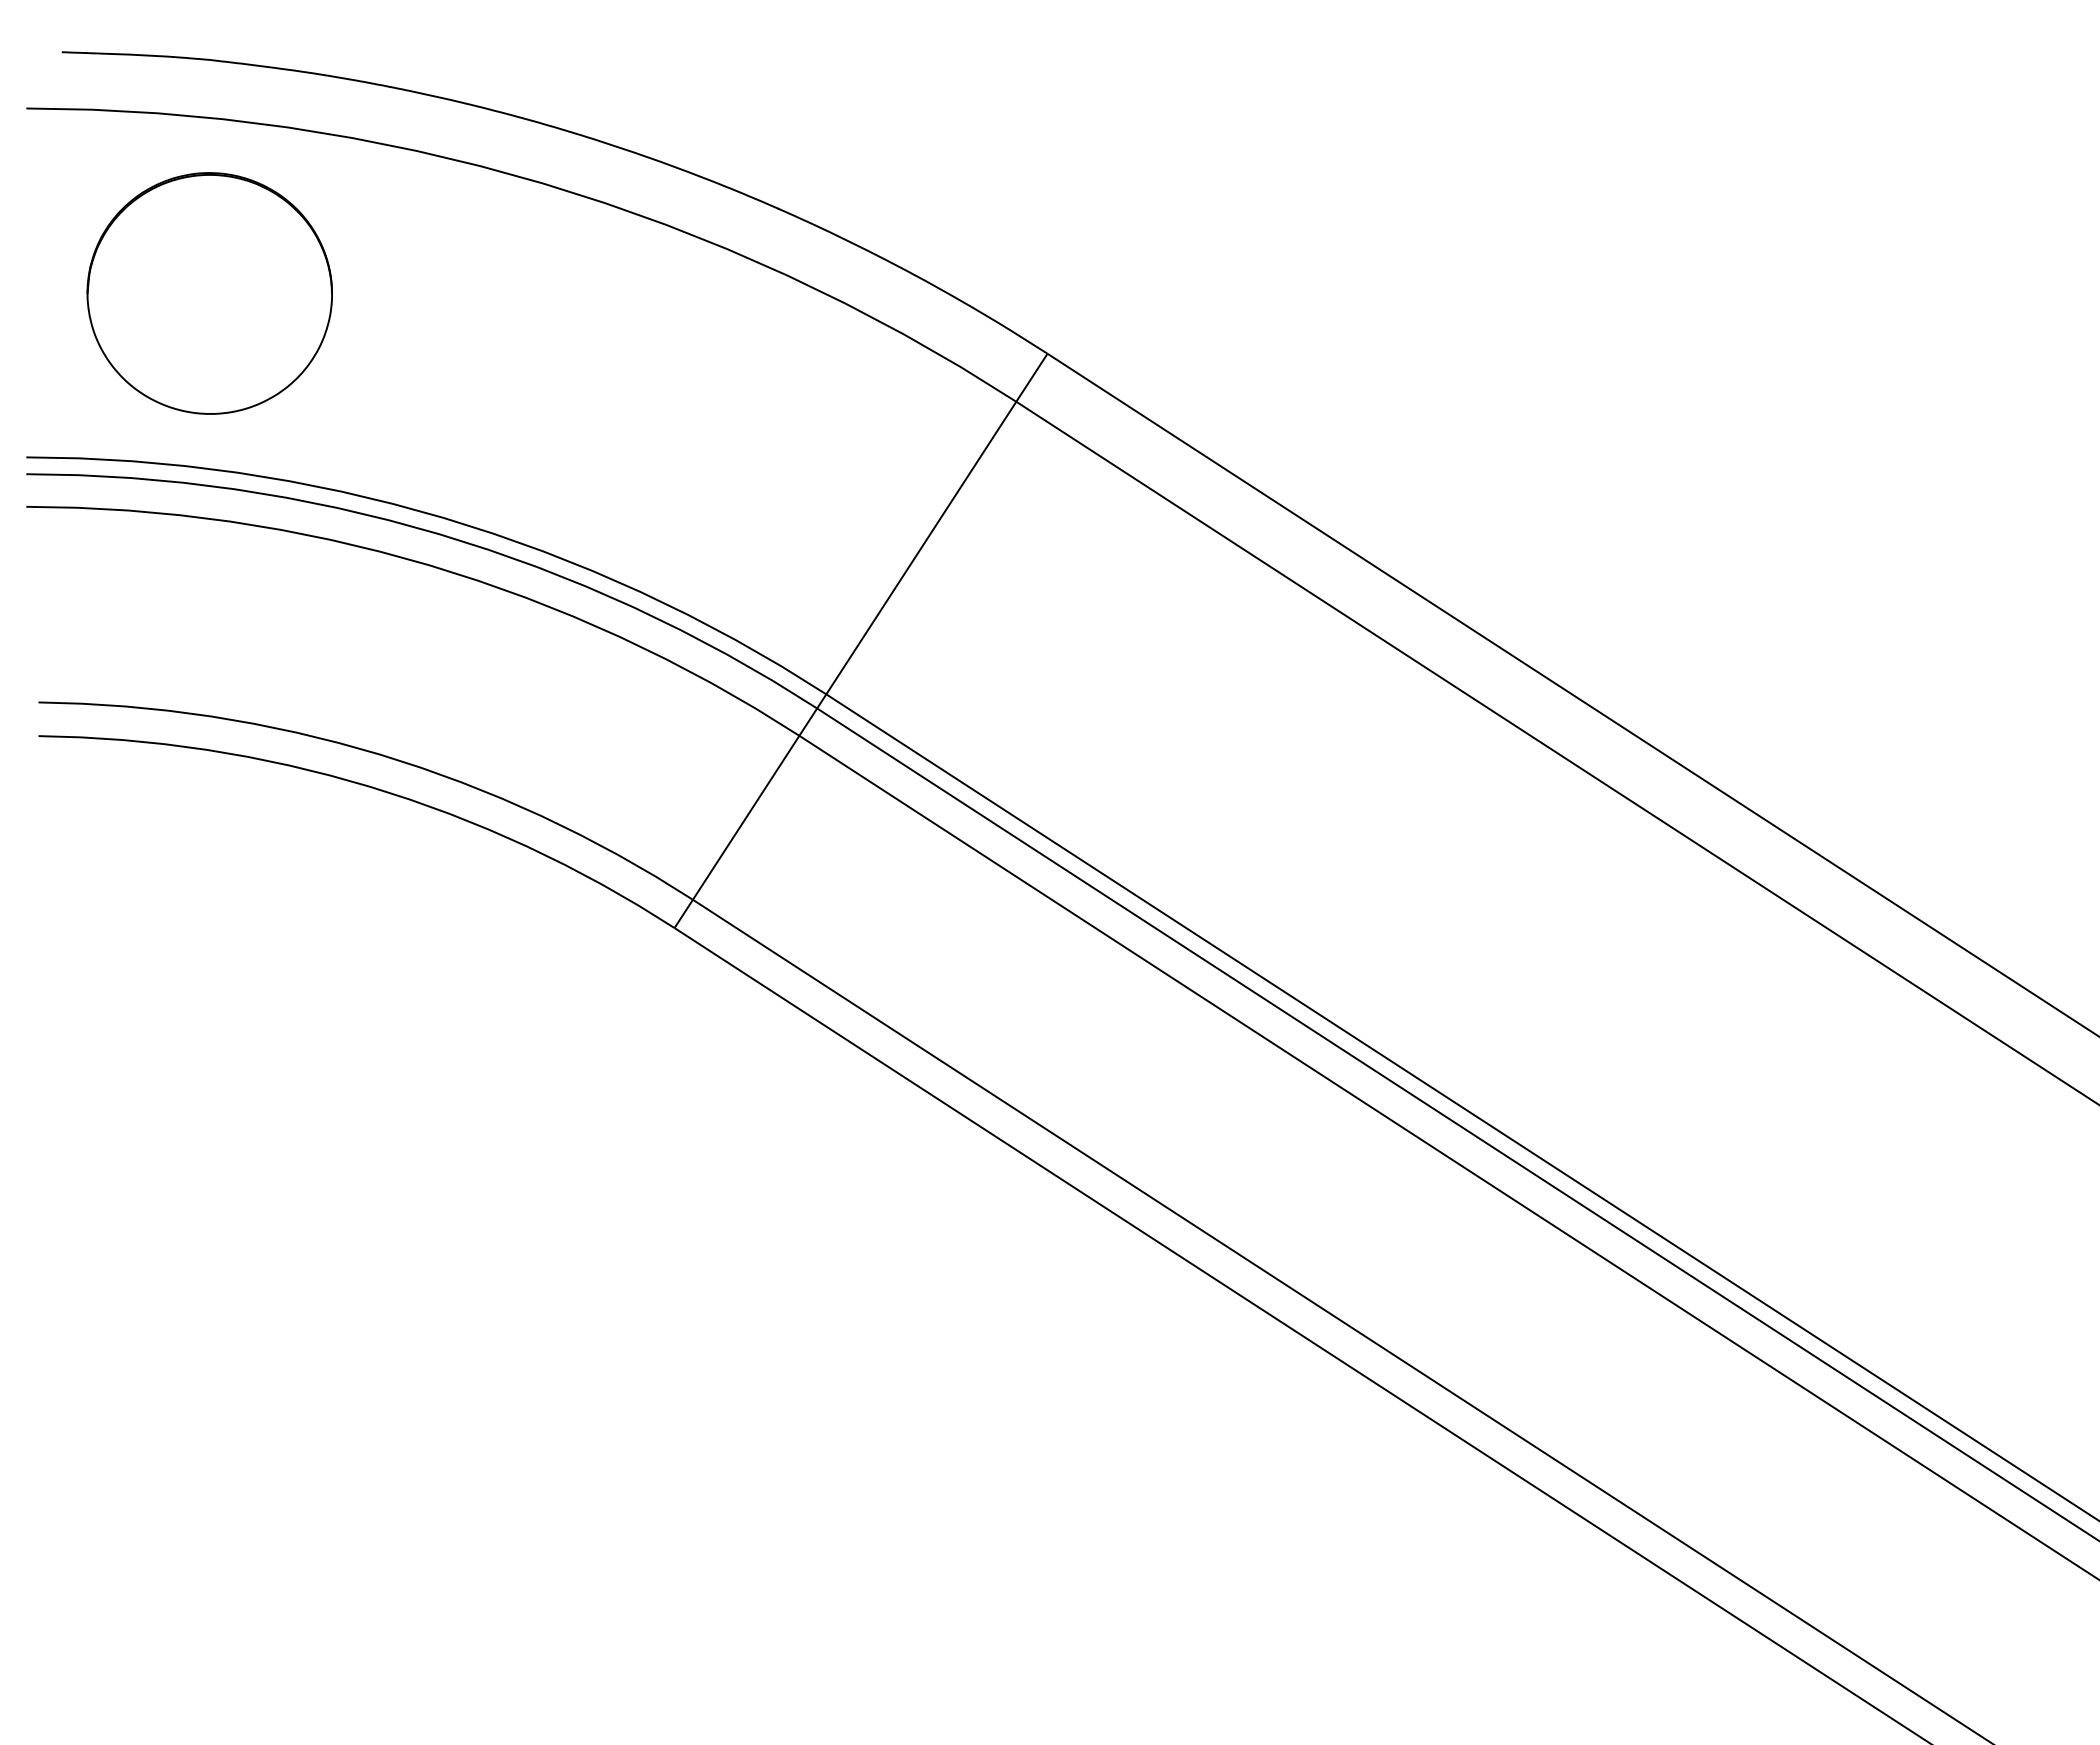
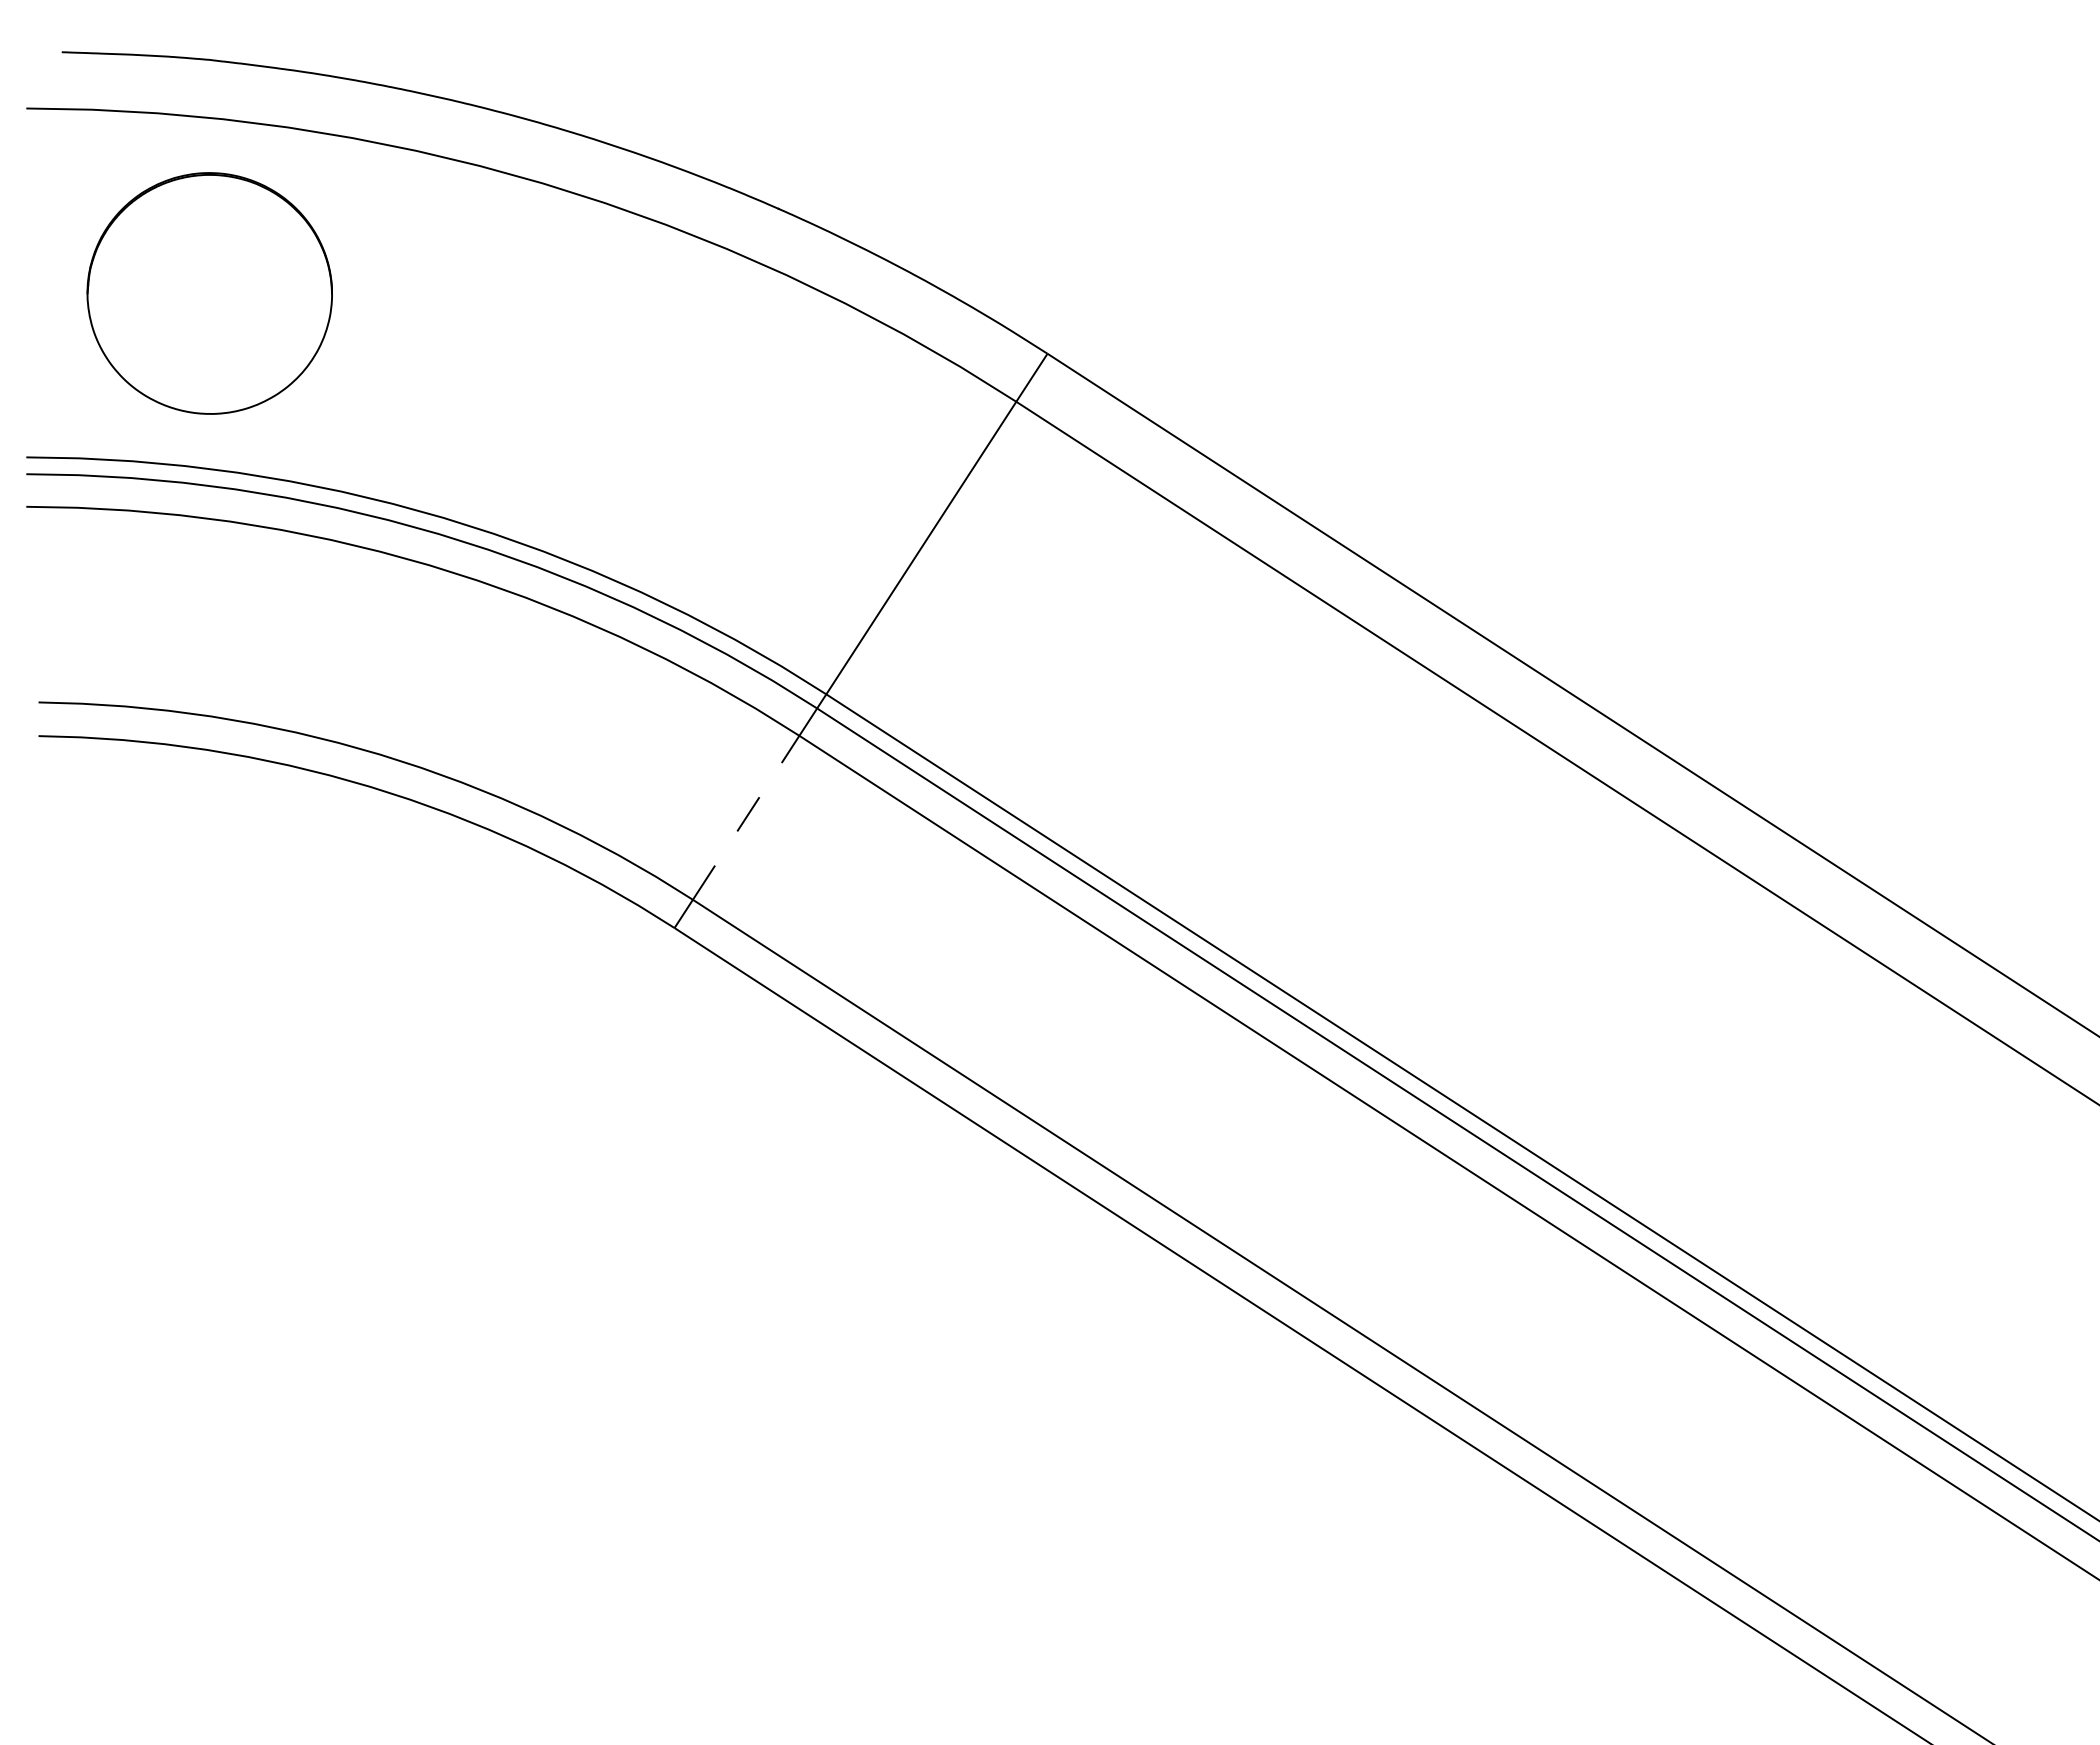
line: solid -> dashed (746, 817)
